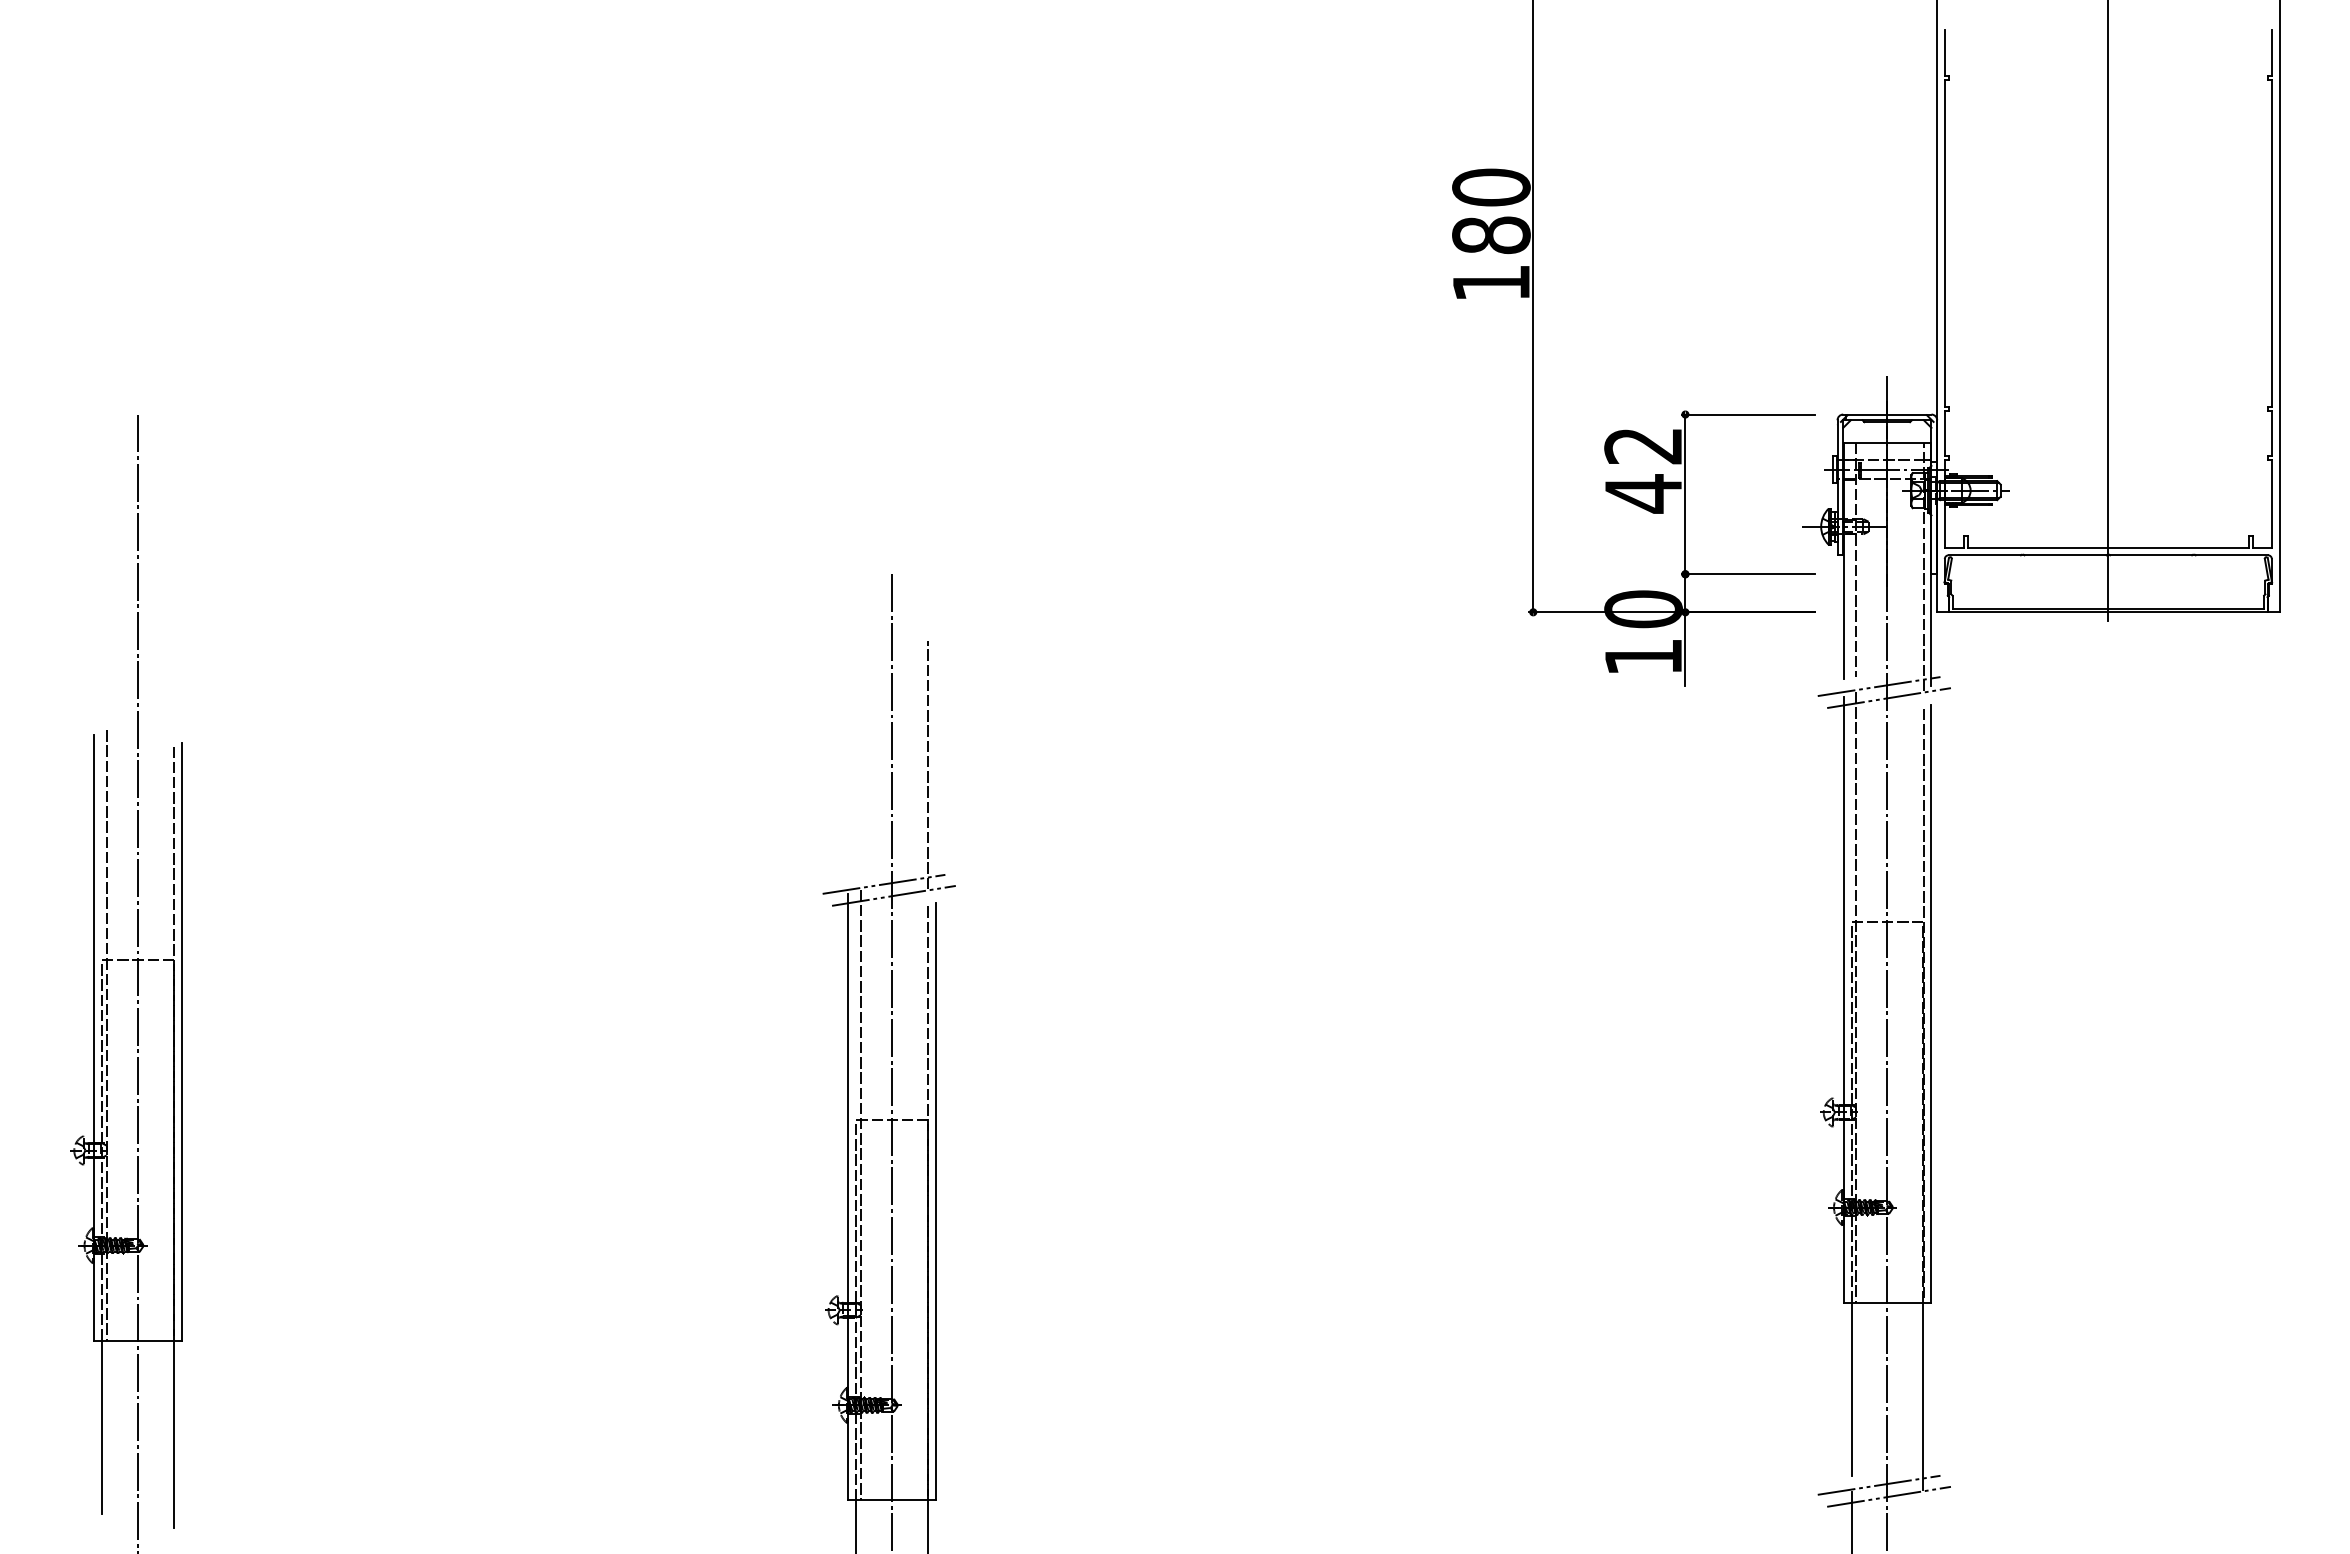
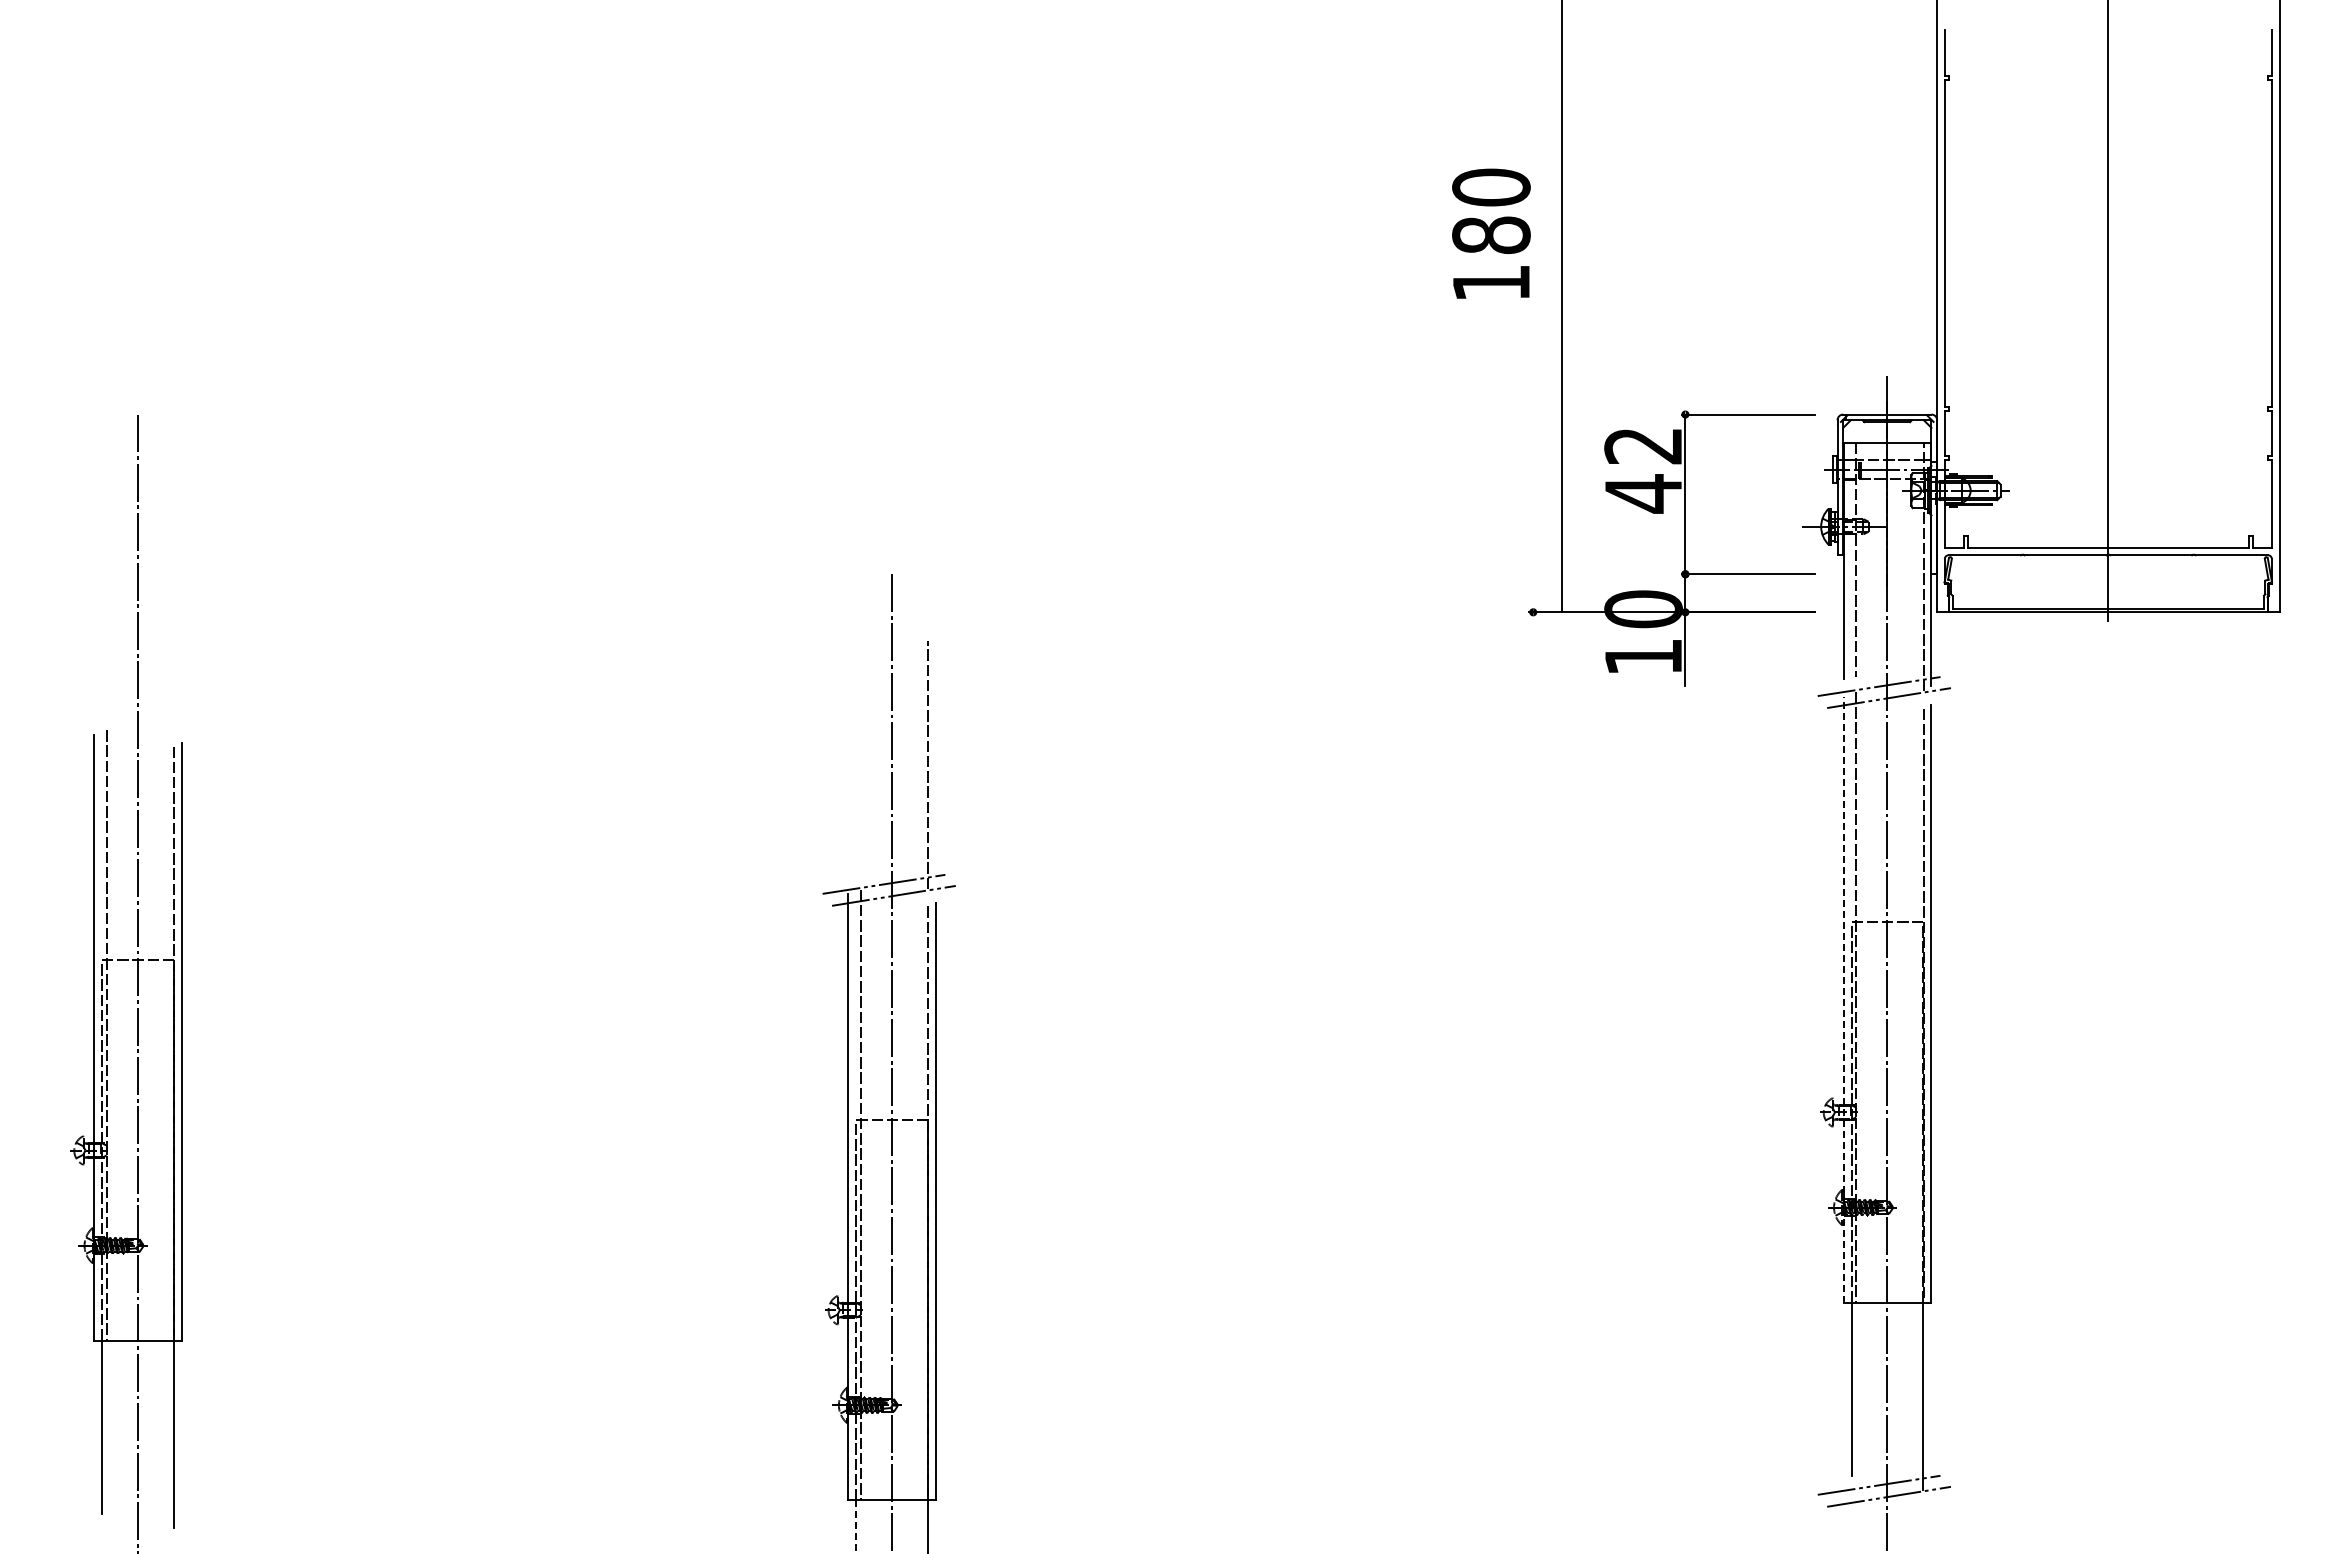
line position: (1533, 307) -> (1562, 307) (1562, 307)
line: solid -> dashed (1843, 999)
line: present -> none (1851, 1520)
line: solid -> dashed (856, 1527)
